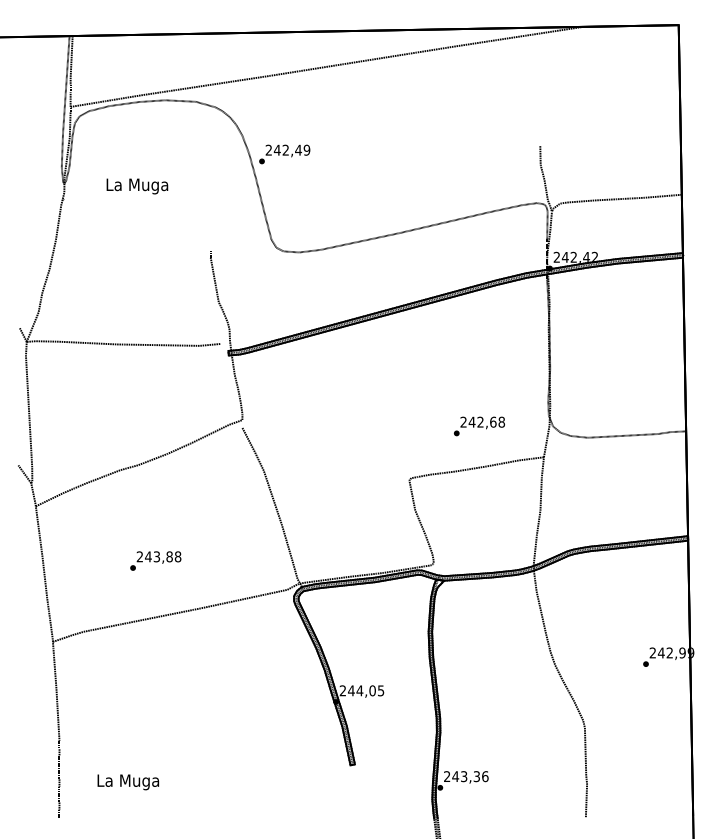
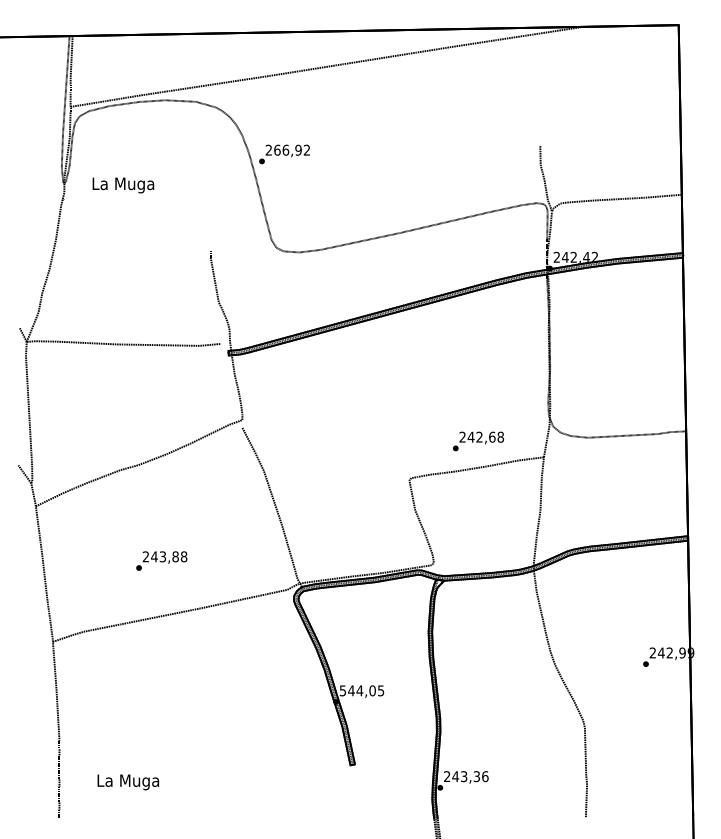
text: 242,49 -> 266,92 (291, 149)
text position: (137, 186) -> (123, 185) (123, 185)
text position: (479, 426) -> (478, 441) (478, 441)
text position: (155, 560) -> (161, 560) (161, 560)
text: 244,05 -> 544,05 (342, 690)
